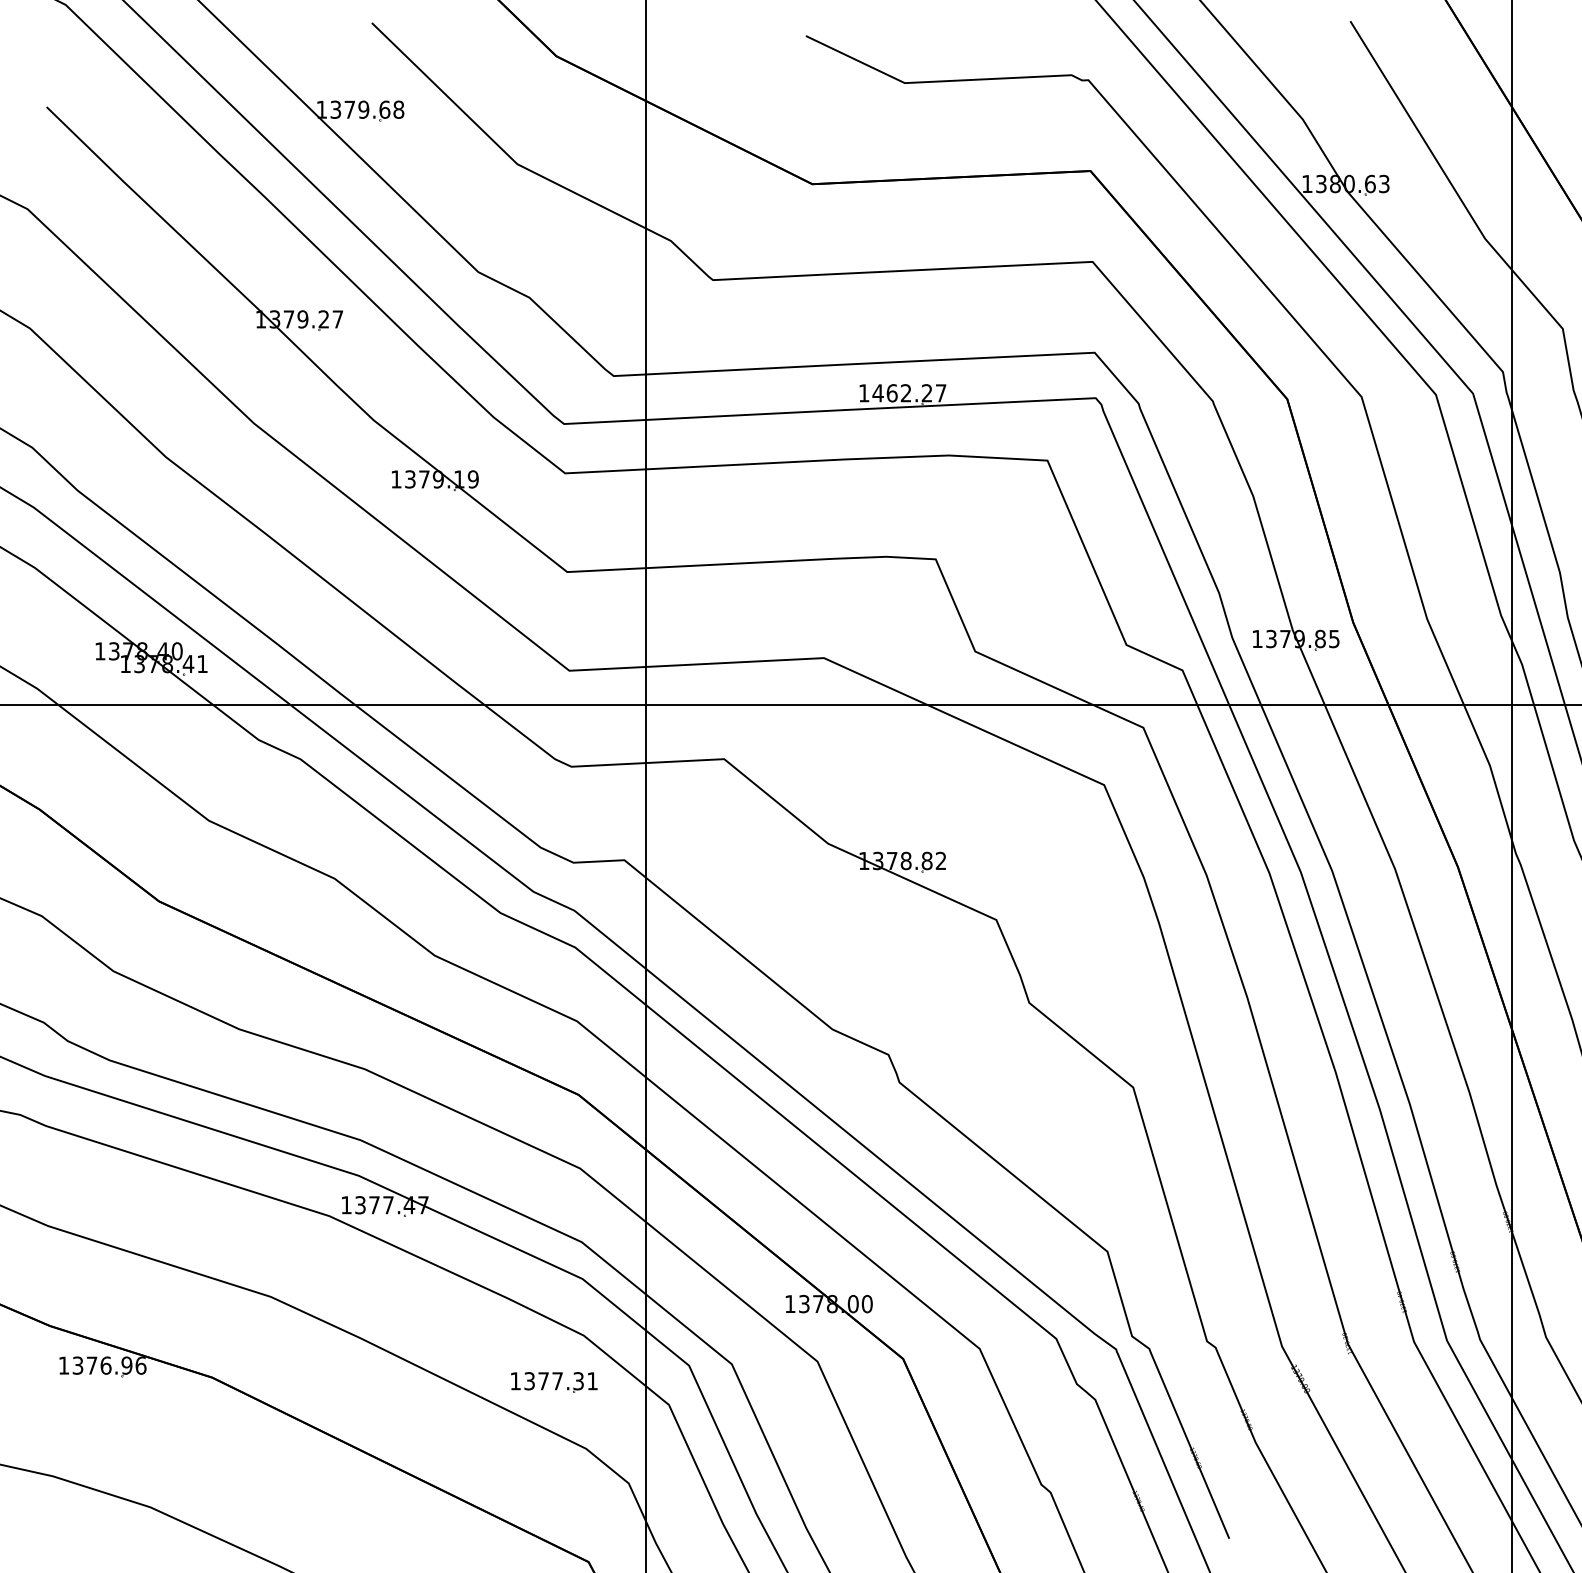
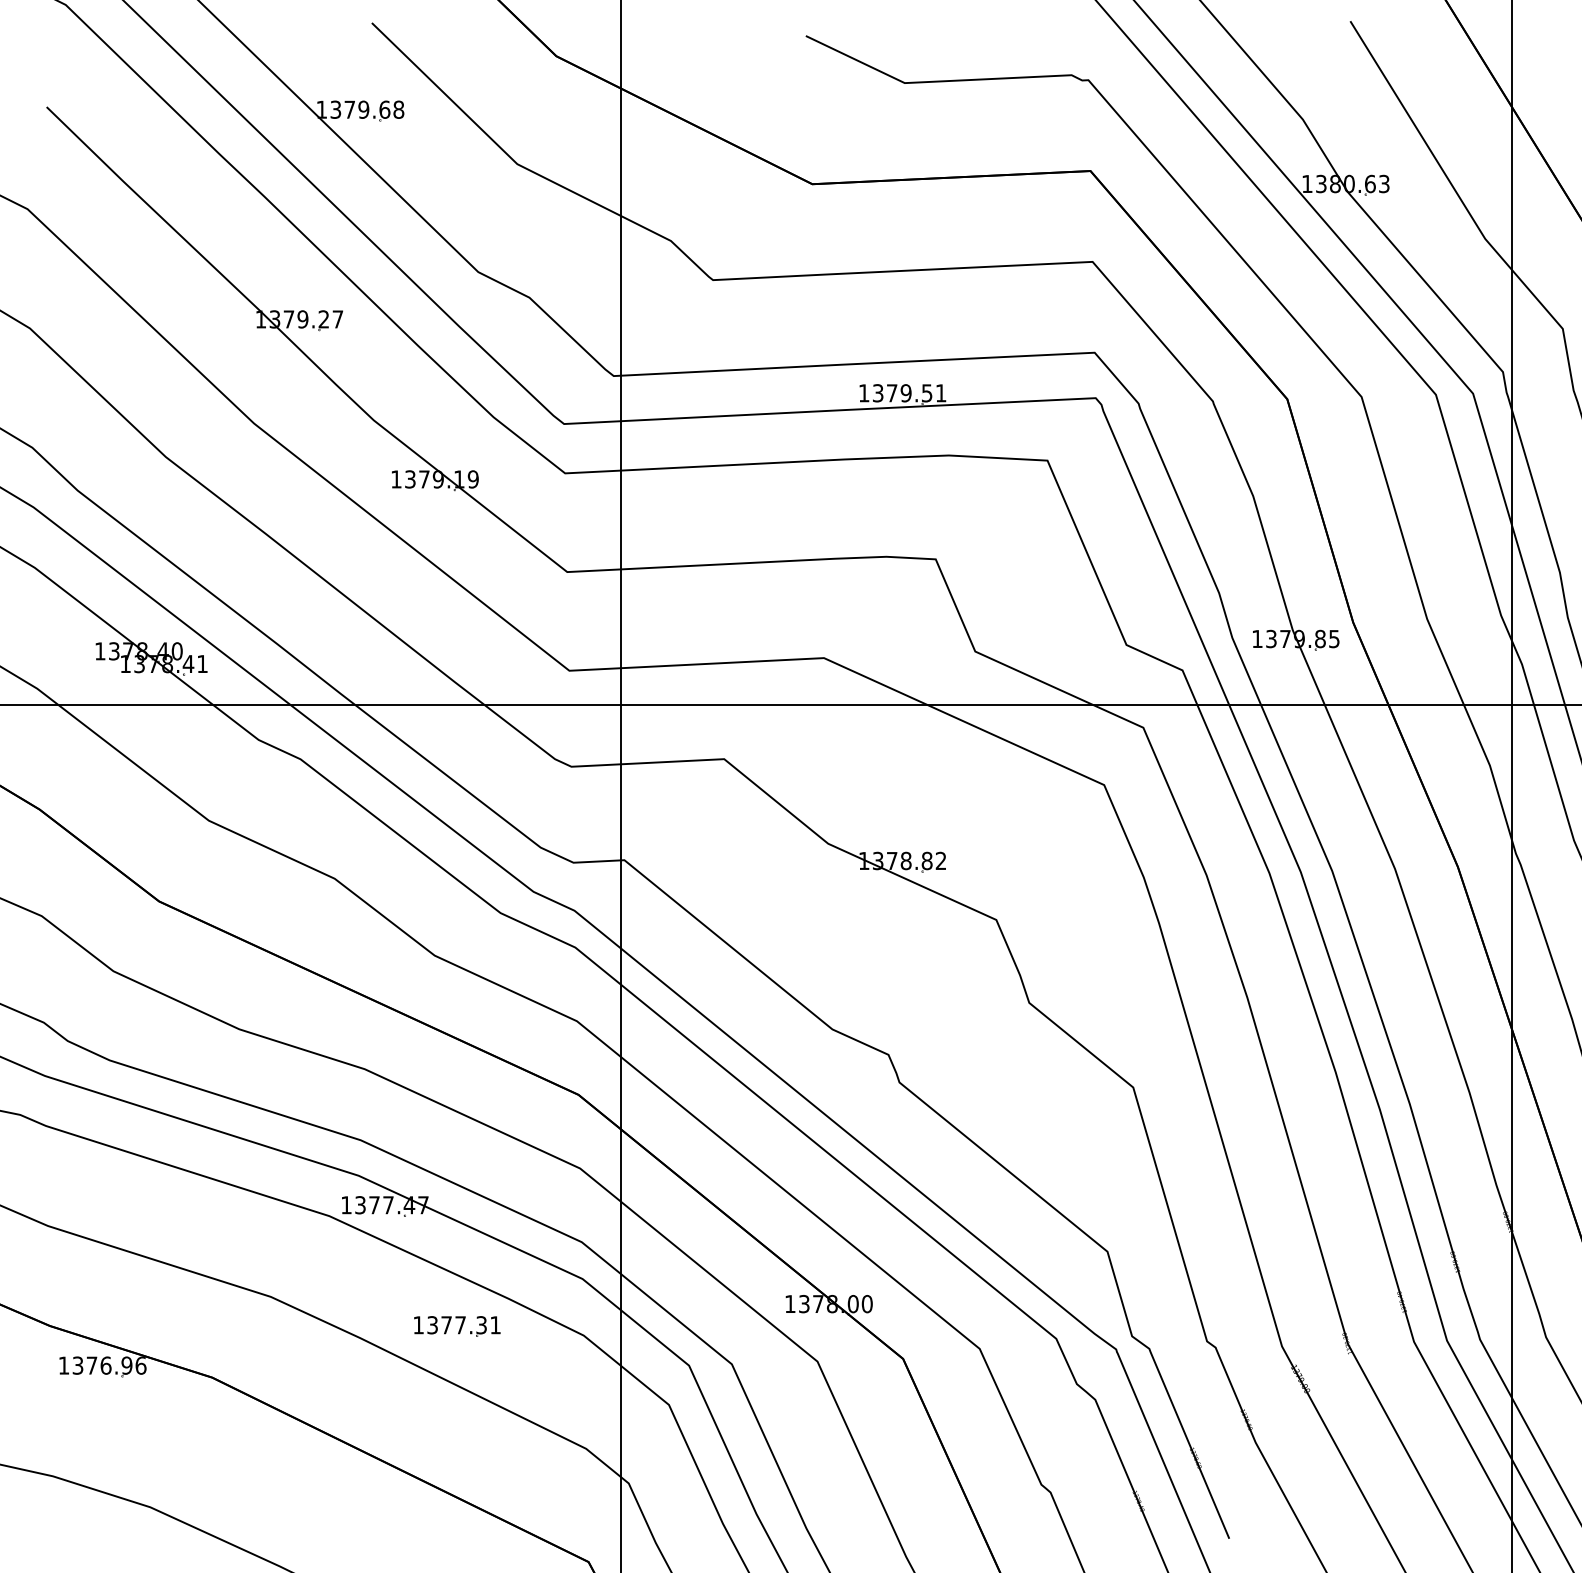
text: 1462.27 -> 1379.51 (909, 393)
line position: (645, 785) -> (620, 785) (620, 785)
part position: (554, 1382) -> (457, 1326) (457, 1326)
